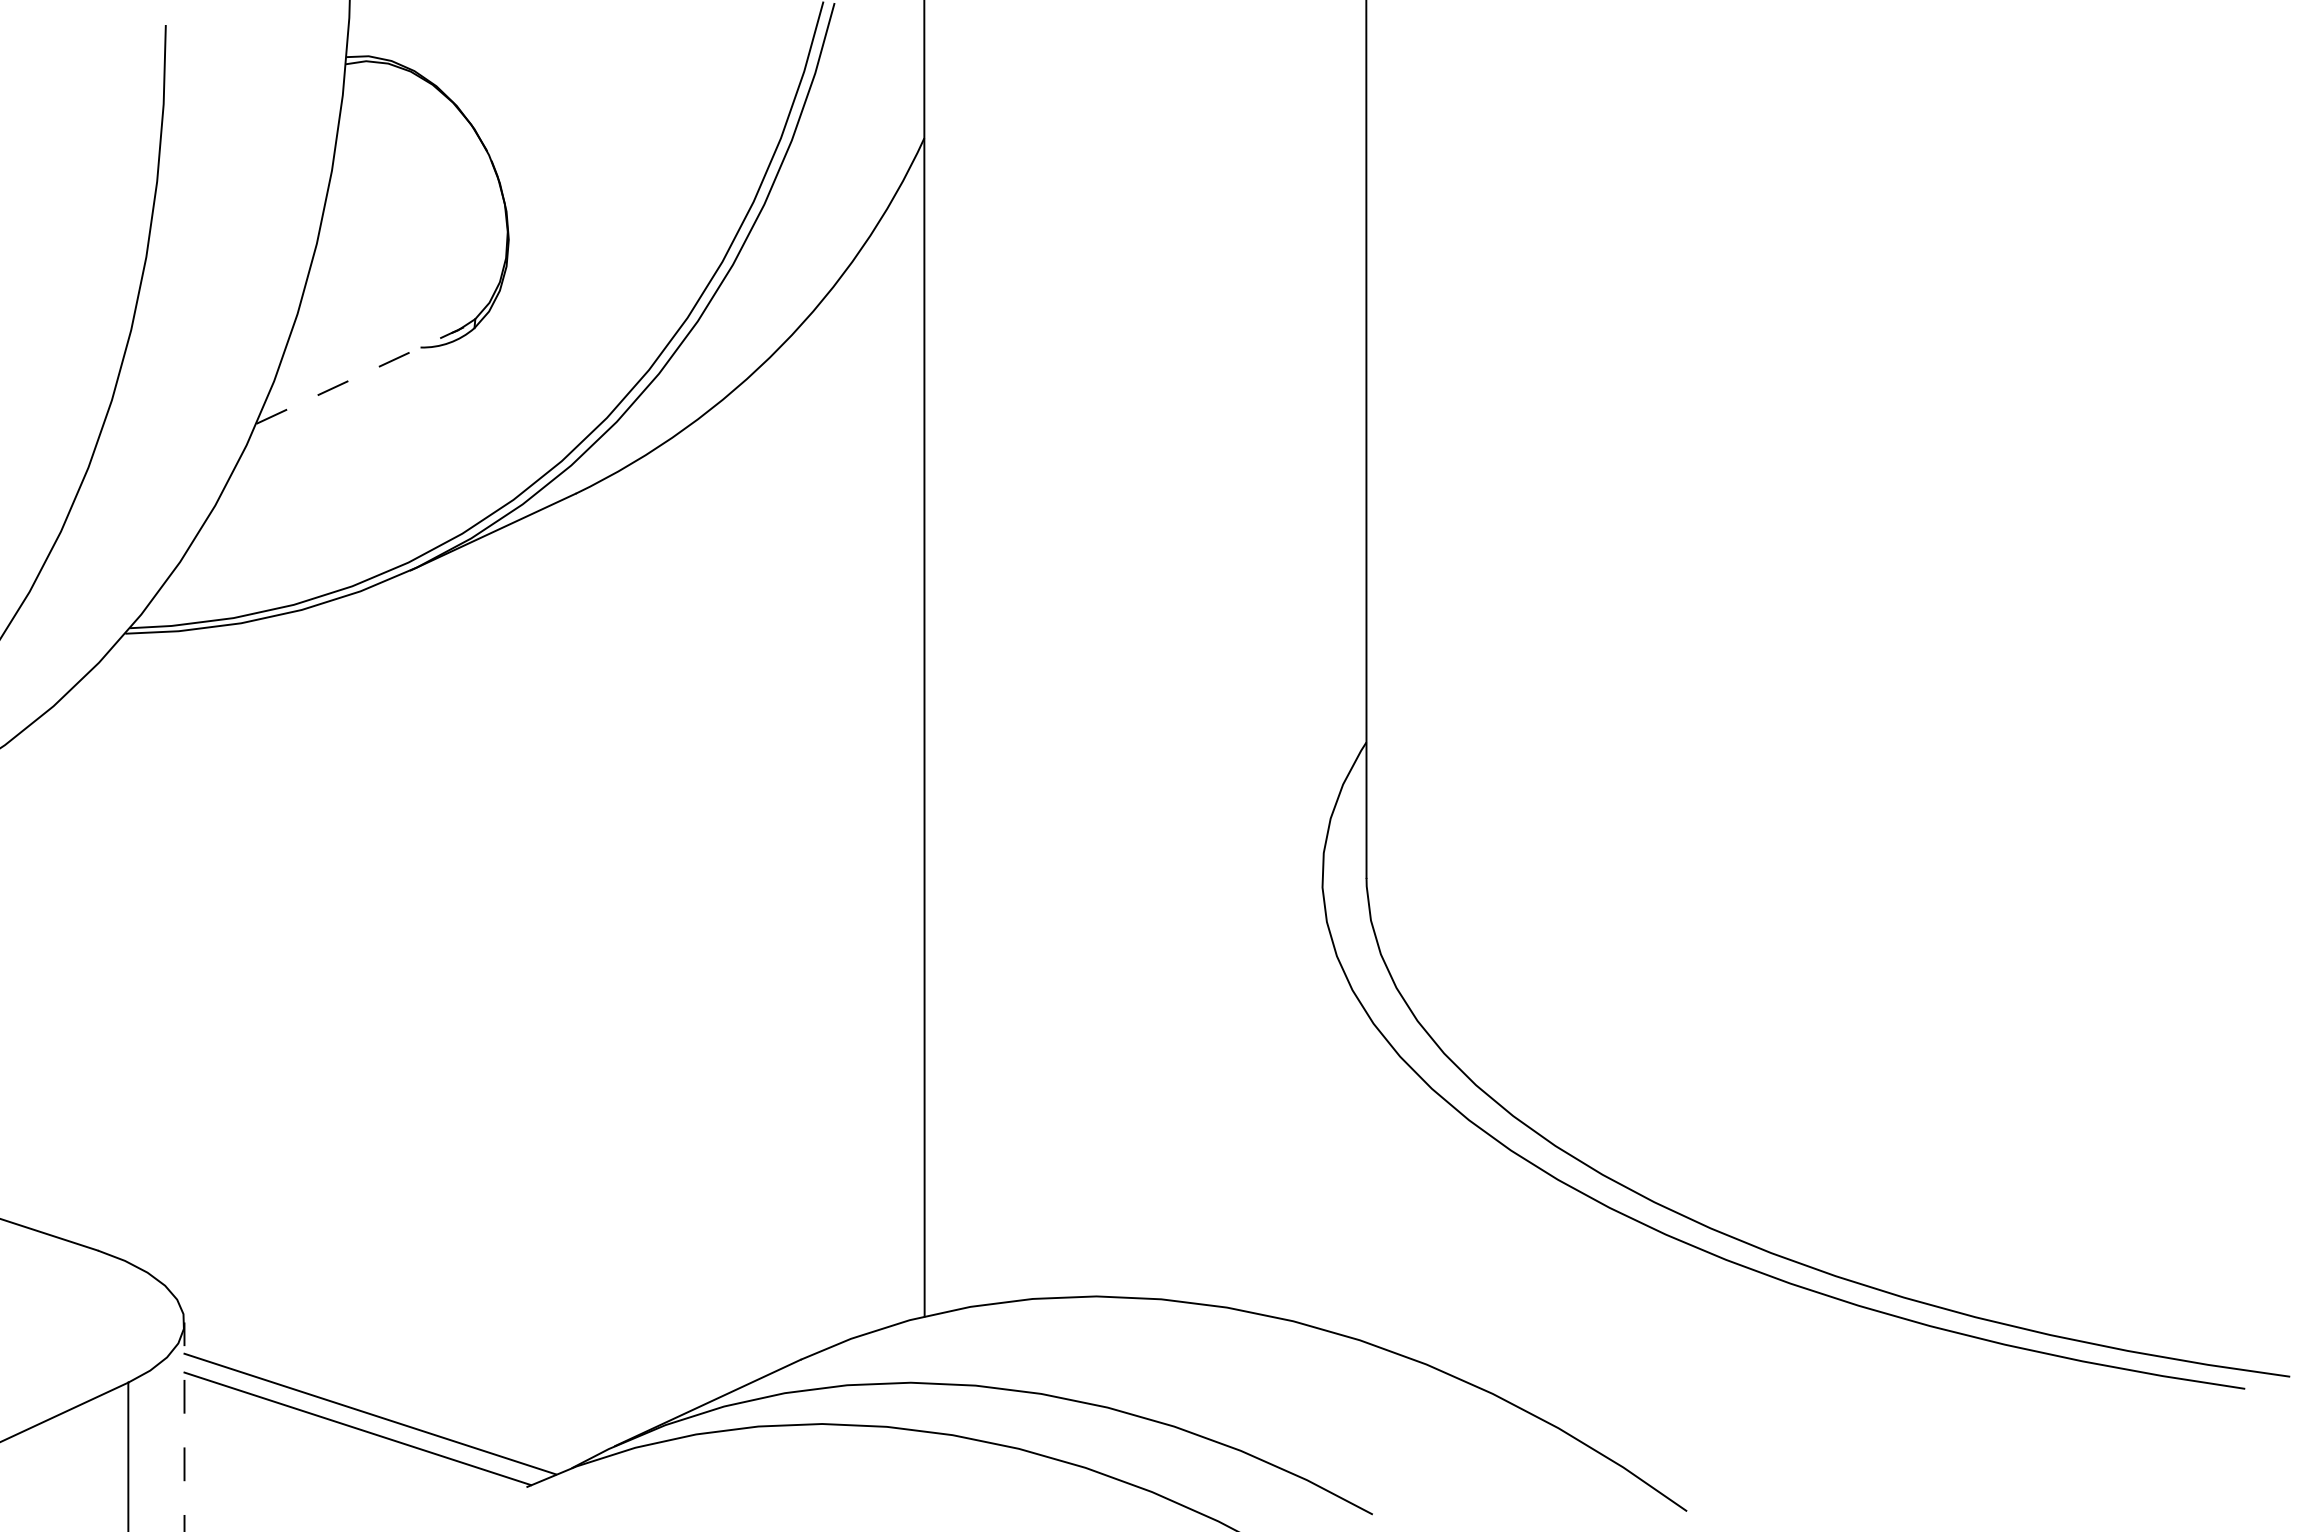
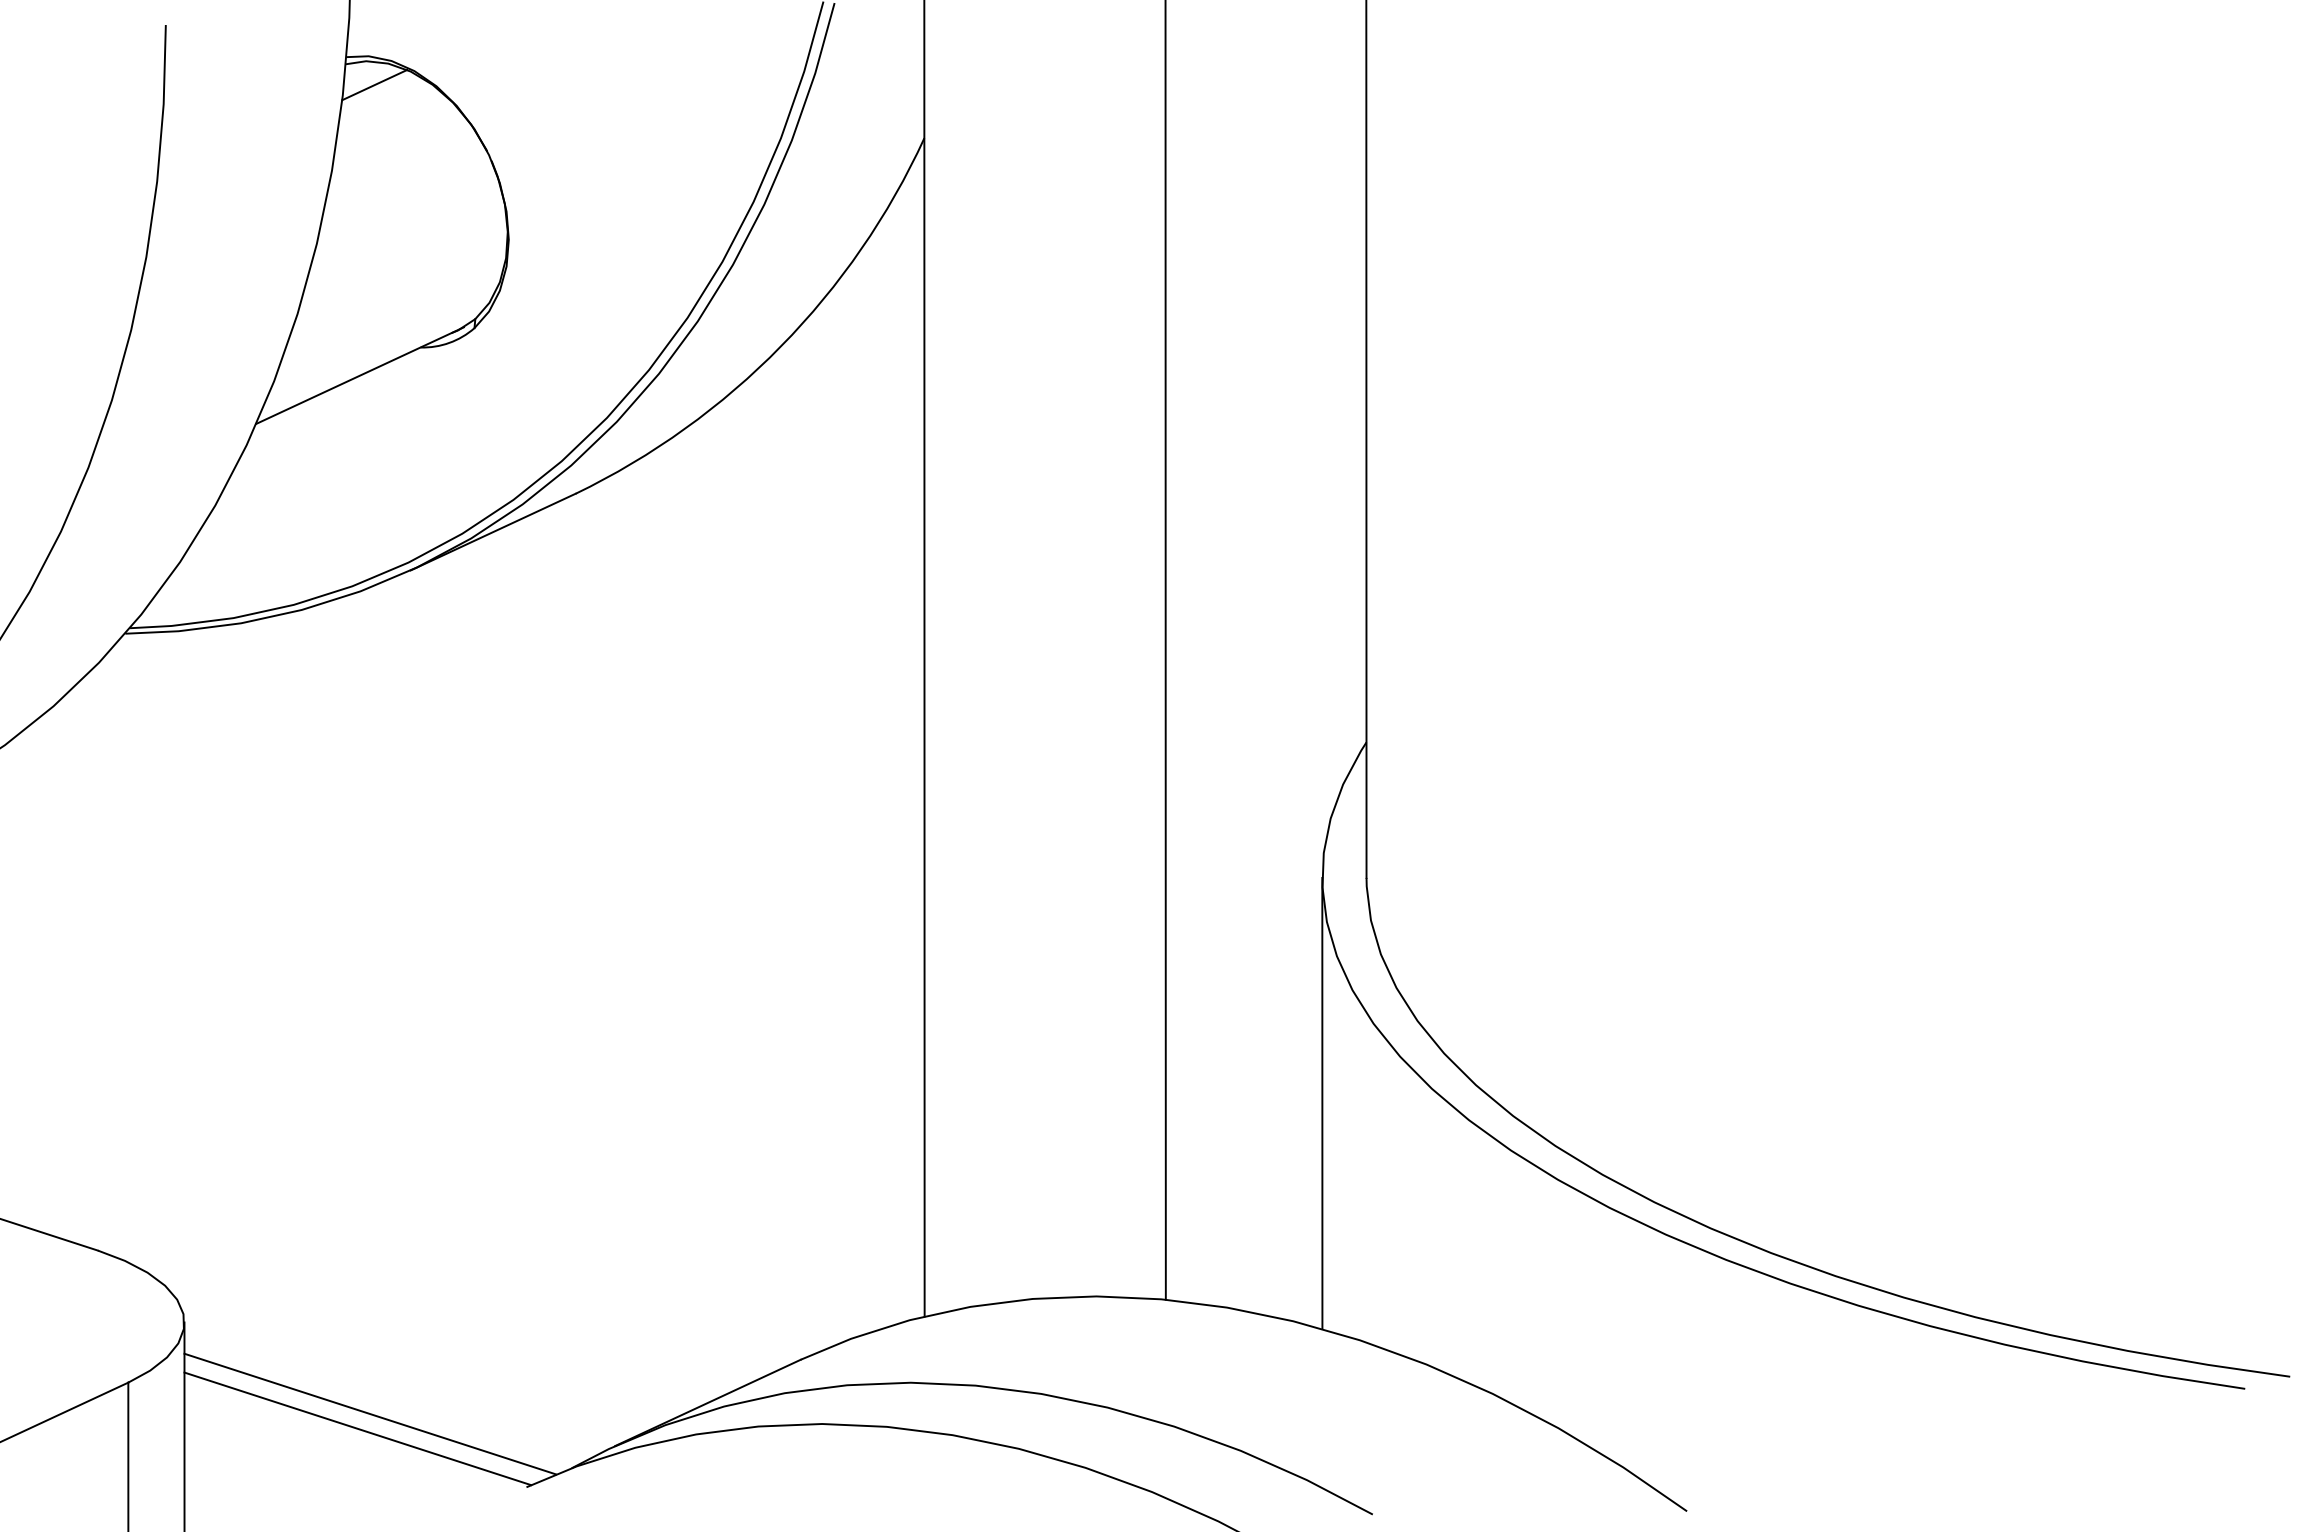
line: none -> present (374, 84)
line: dashed -> solid (360, 375)
line: none -> present (1165, 650)
line: none -> present (1322, 1102)
line: dashed -> solid (184, 1426)
